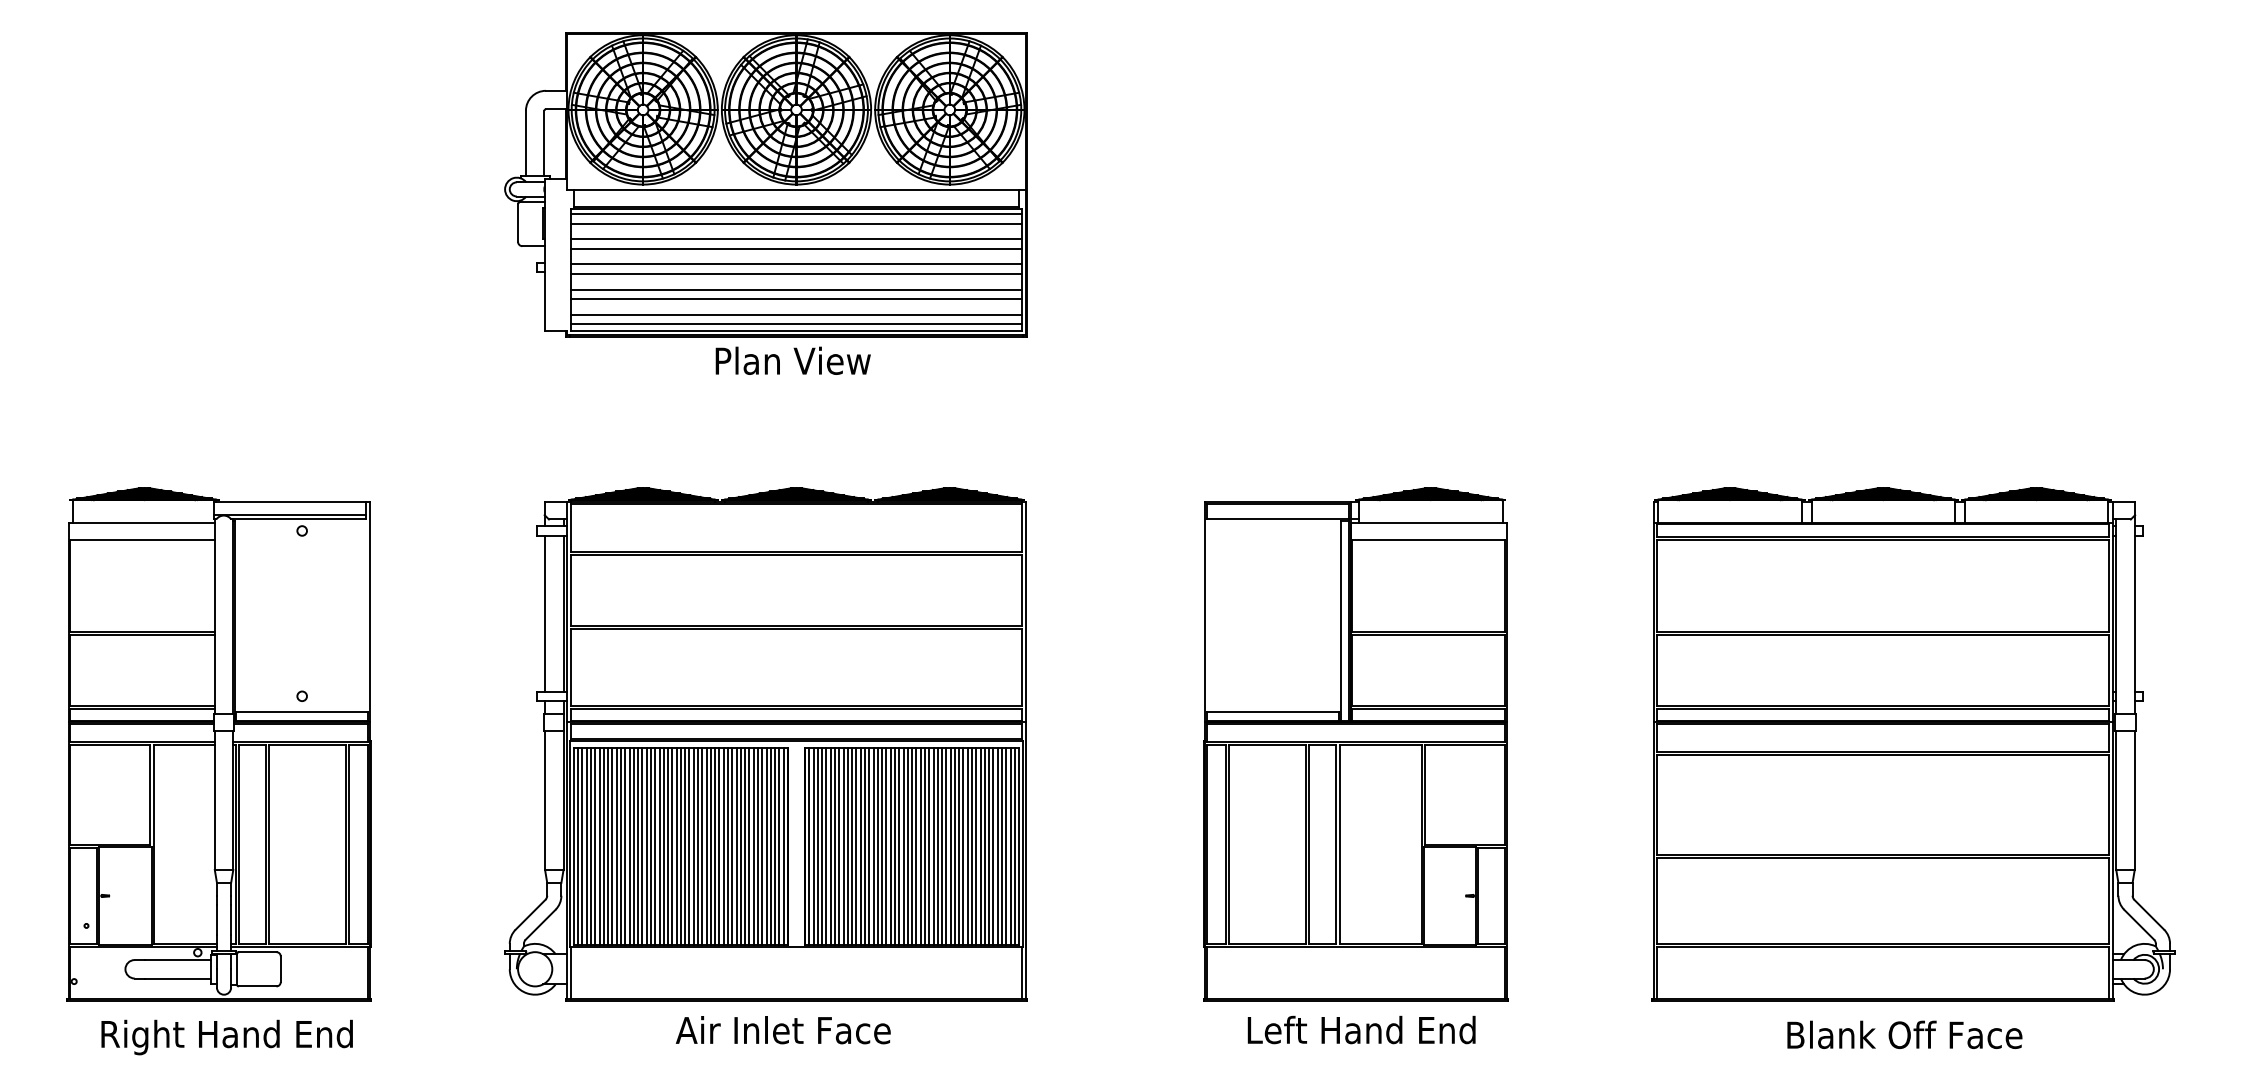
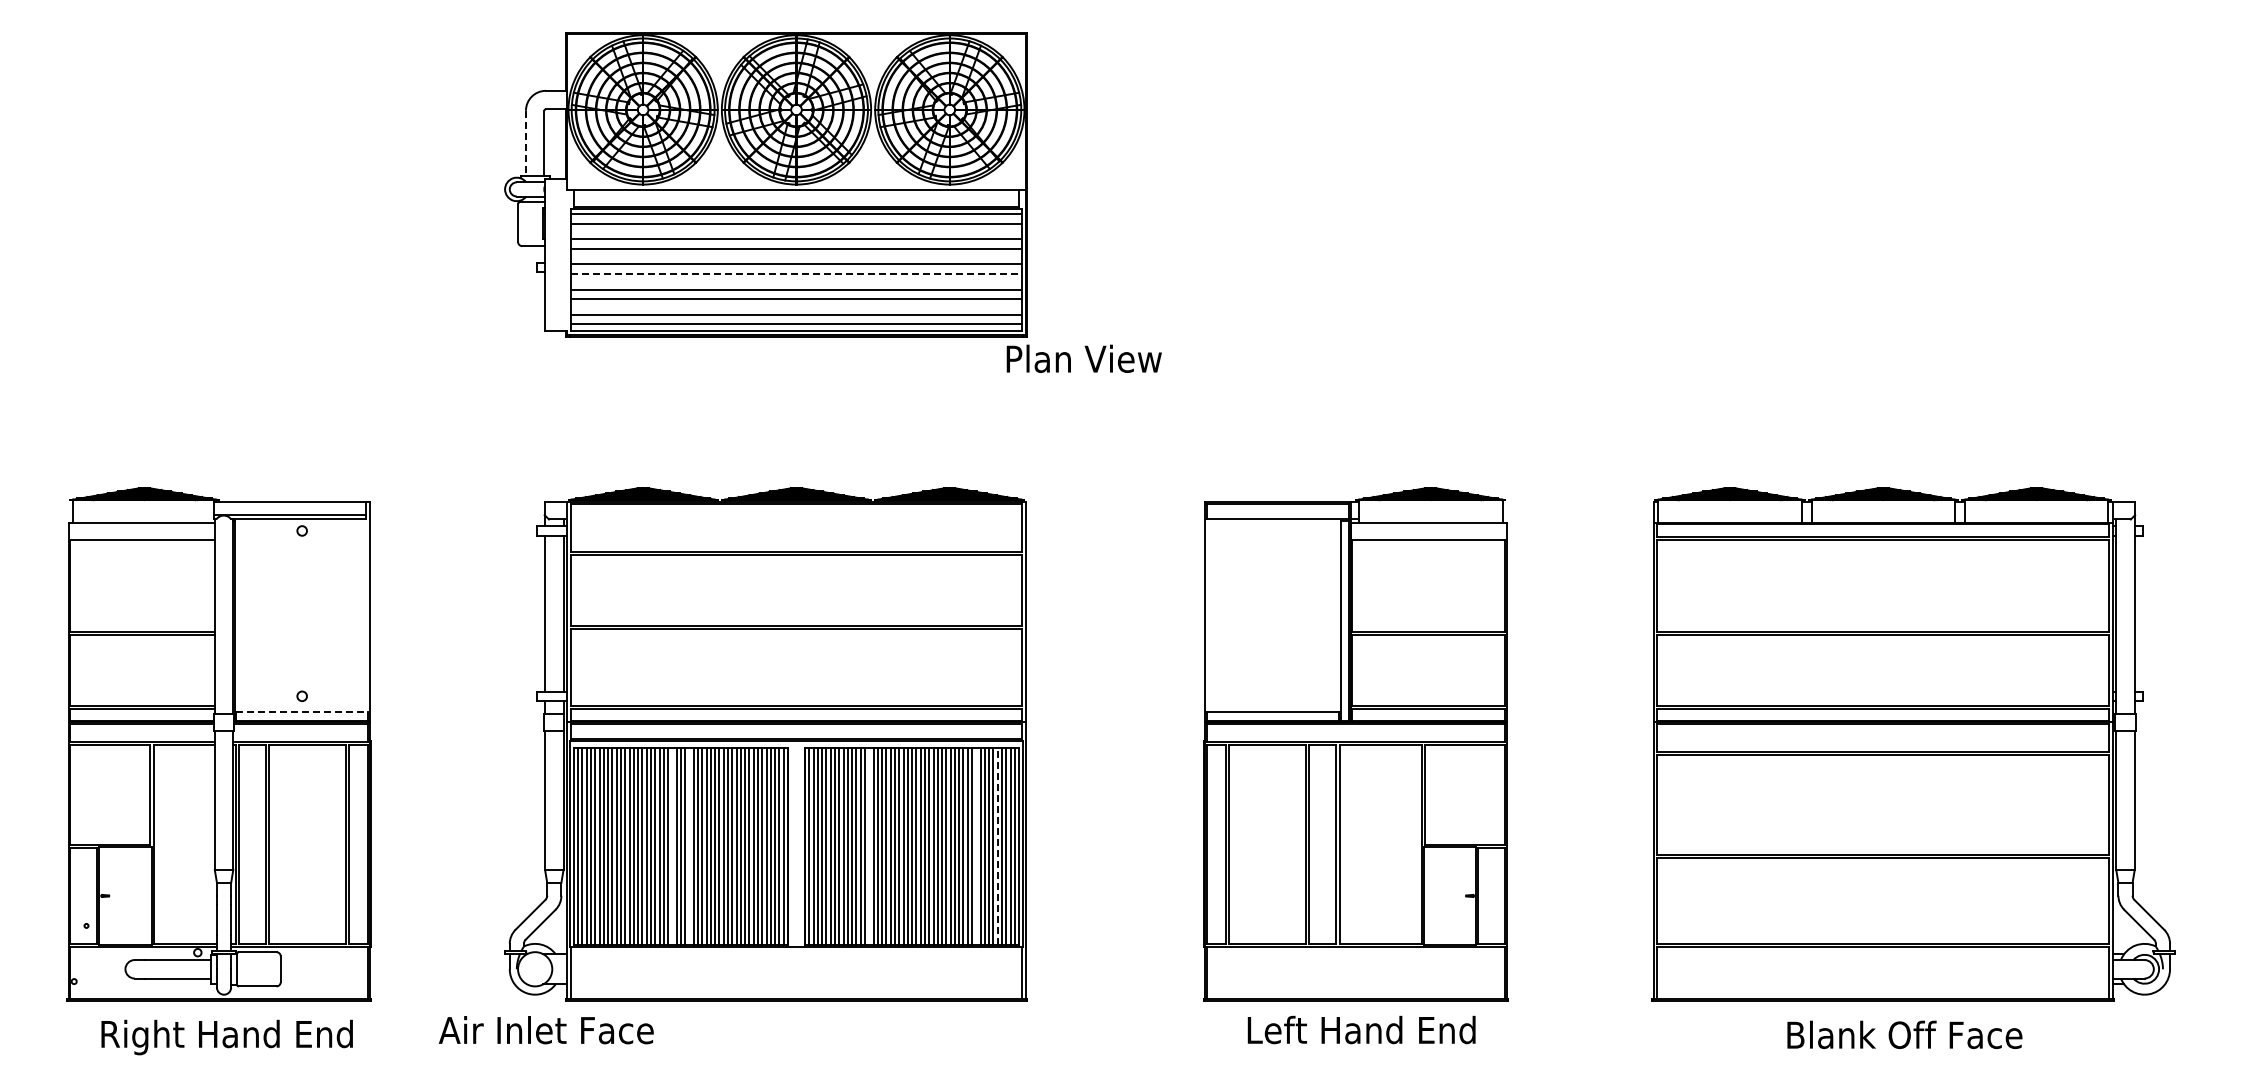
line: solid -> dashed (525, 143)
line: solid -> dashed (796, 274)
text position: (792, 360) -> (1083, 358) (1083, 358)
line: solid -> dashed (302, 711)
line: present -> none (672, 846)
line: present -> none (689, 846)
line: present -> none (869, 846)
line: present -> none (976, 846)
line: solid -> dashed (997, 846)
text position: (782, 1030) -> (545, 1030) (545, 1030)
